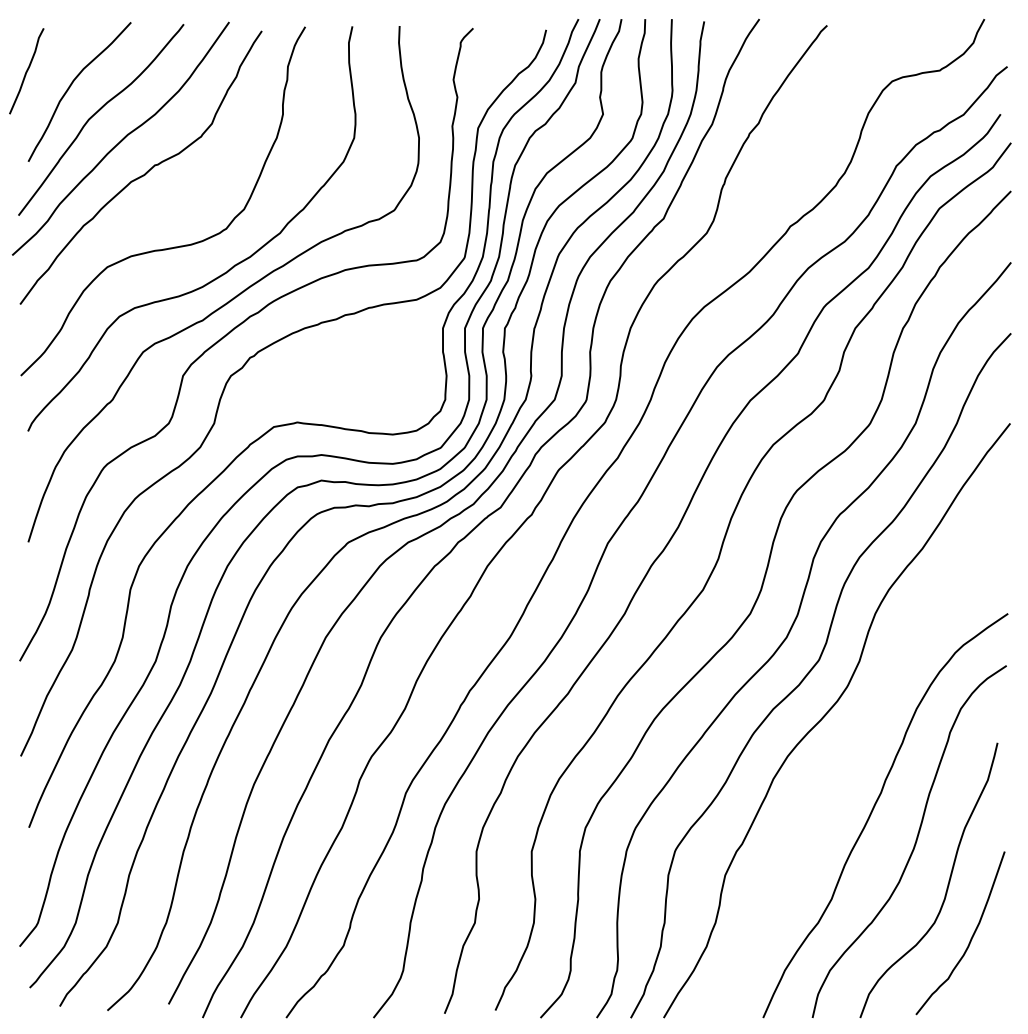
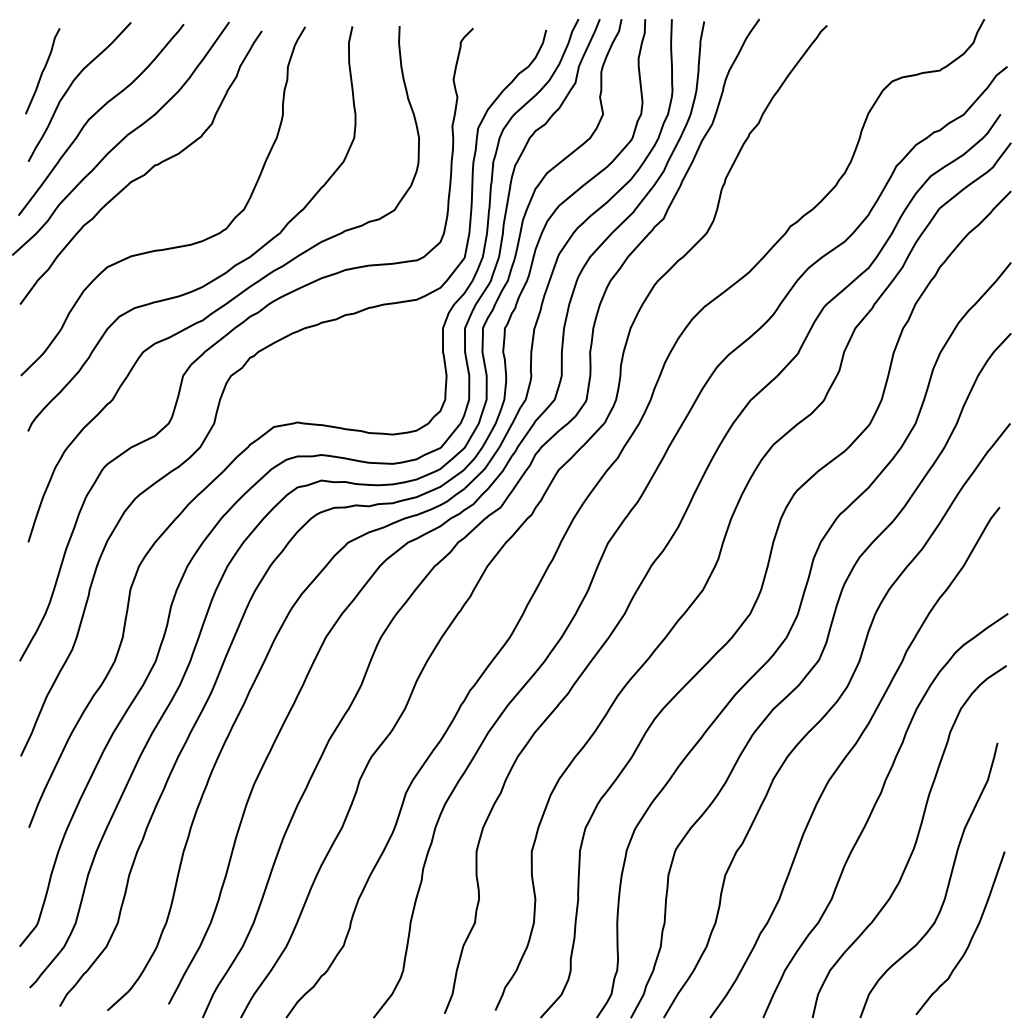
curve position: (26, 71) -> (42, 71) (42, 71)
curve: none -> present (848, 755)
